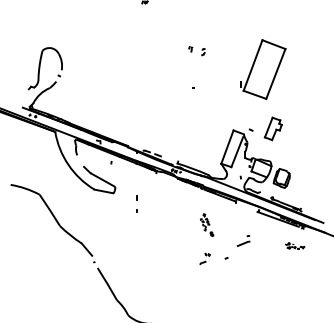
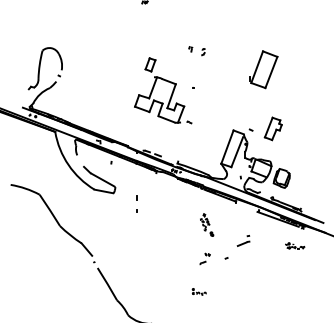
part size: 47x61 px -> 30x40 px (263, 69)
part: none -> present (163, 90)
part: none -> present (198, 291)
